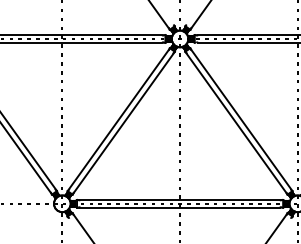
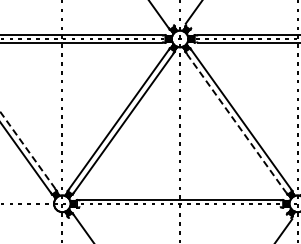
line position: (200, 14) -> (192, 12) (192, 12)
line: solid -> dashed (236, 123)
line: solid -> dashed (27, 150)
line: present -> none (179, 207)
line position: (277, 227) -> (284, 229) (284, 229)
